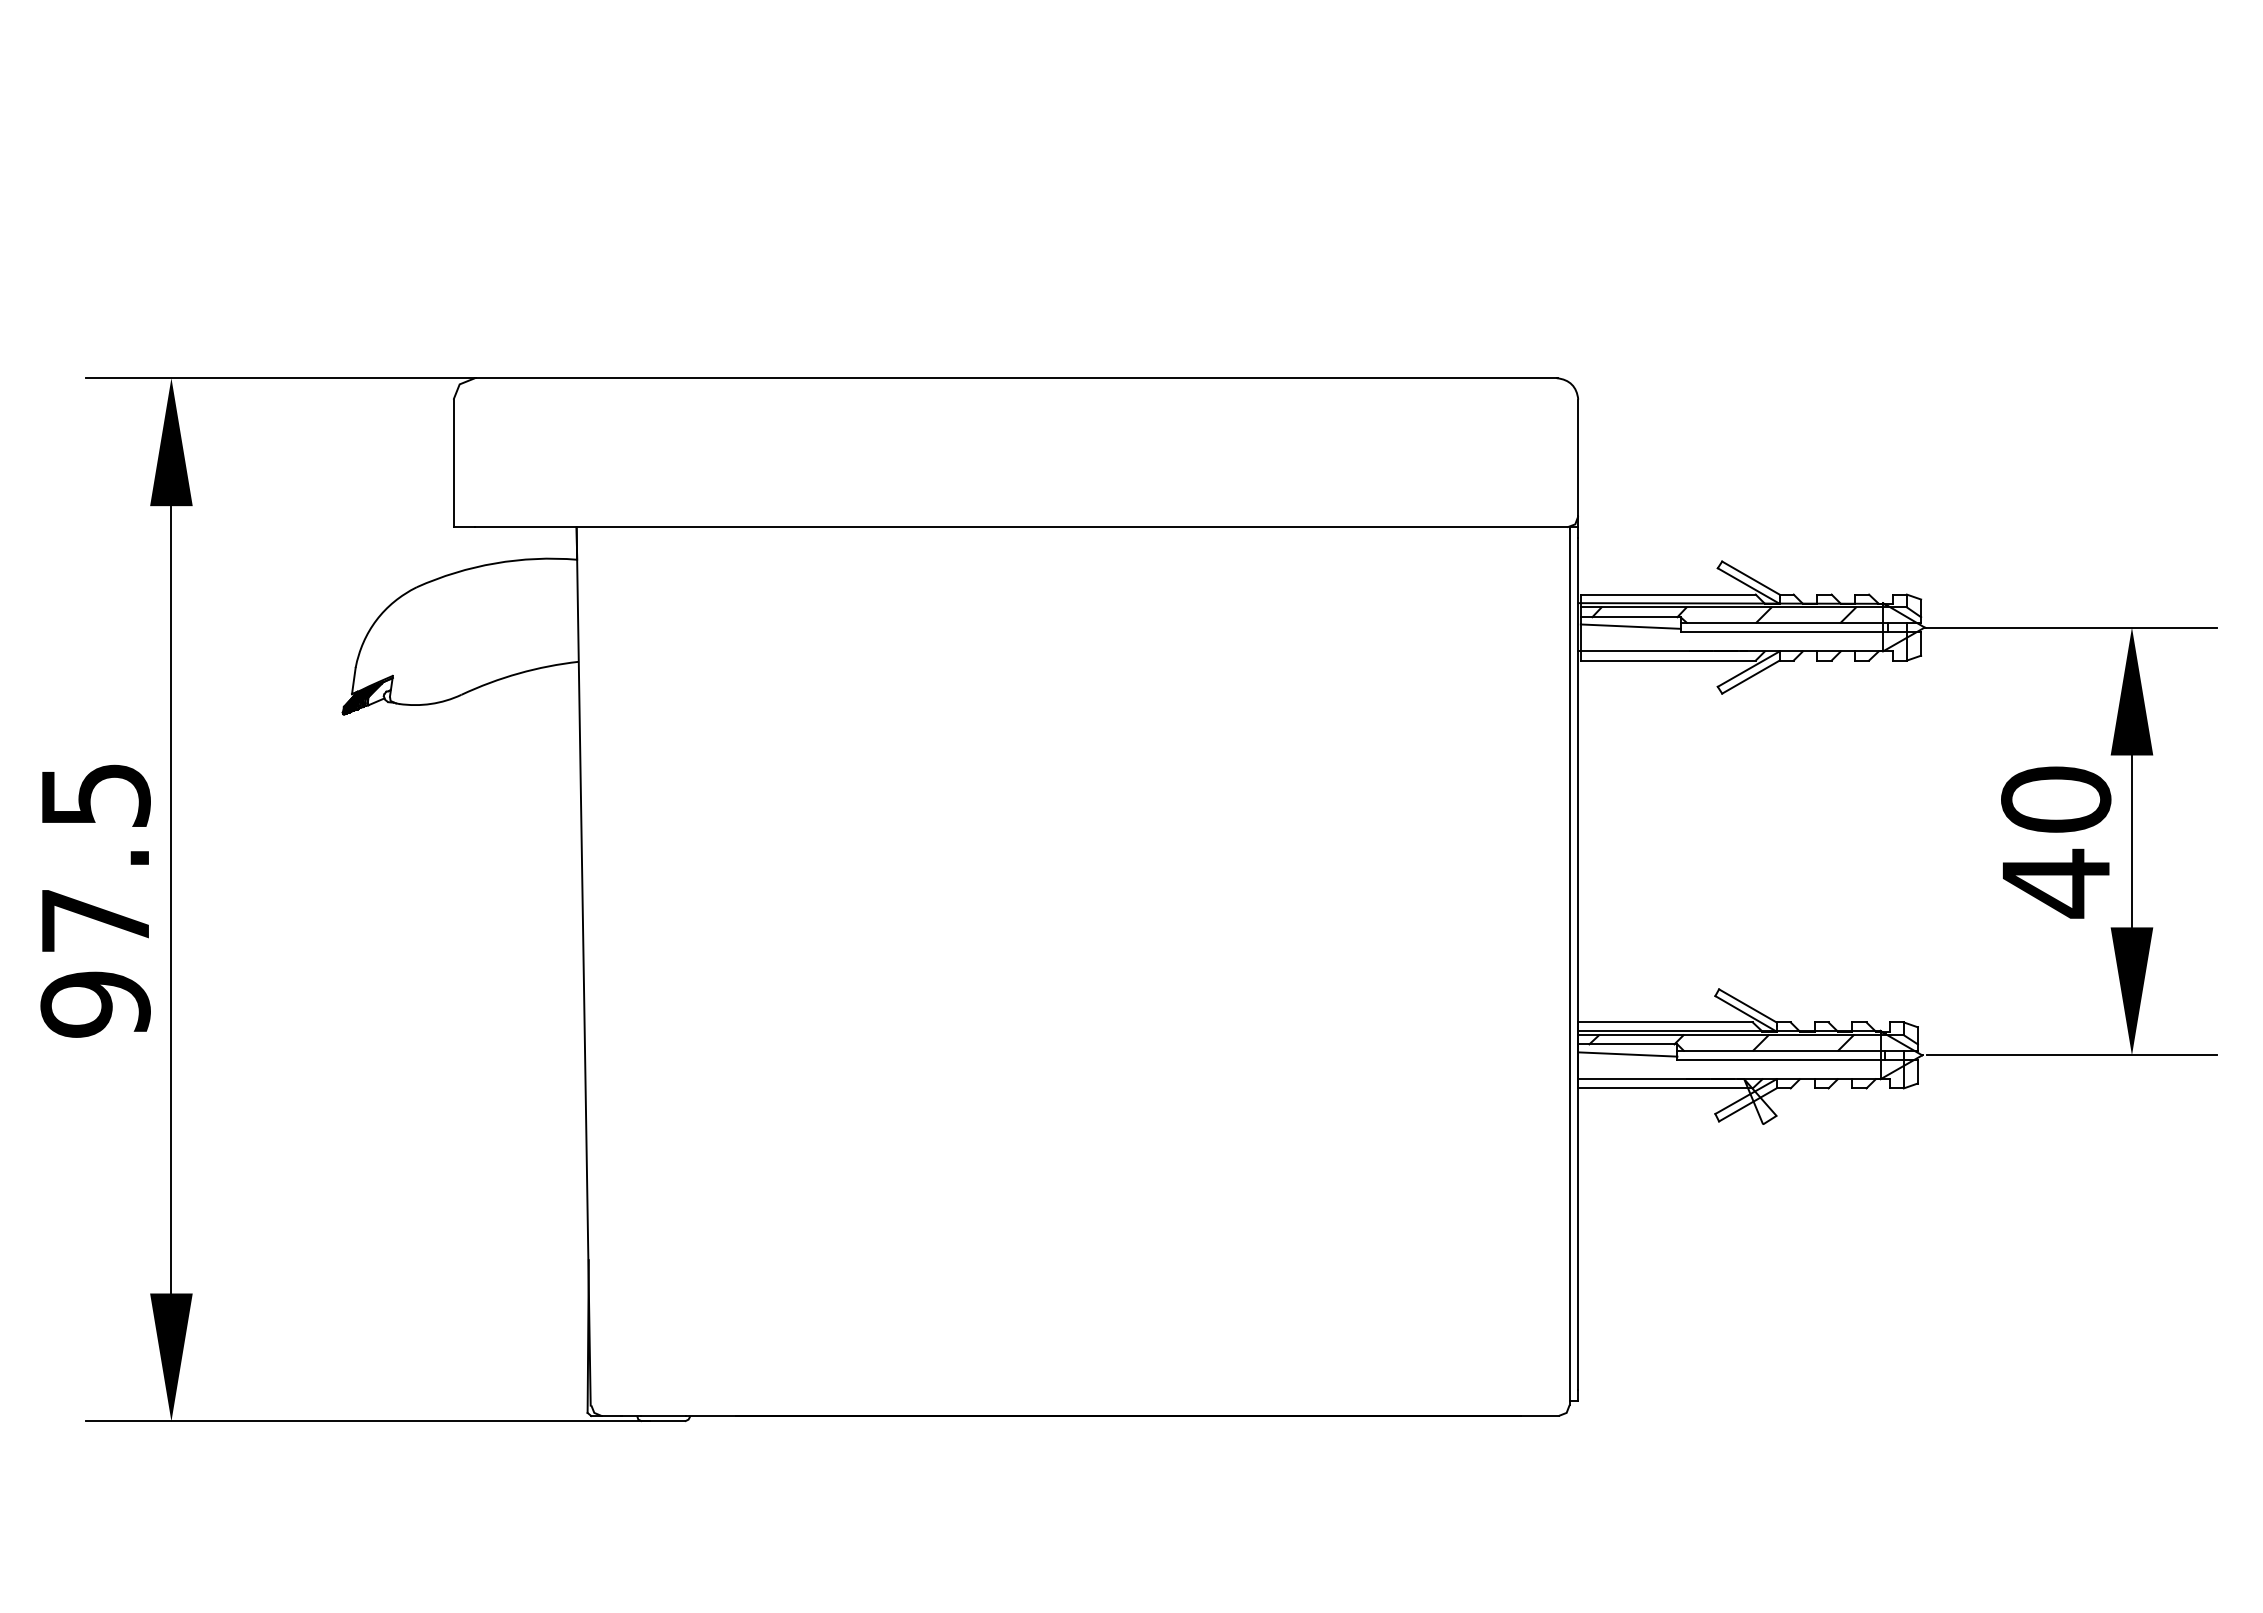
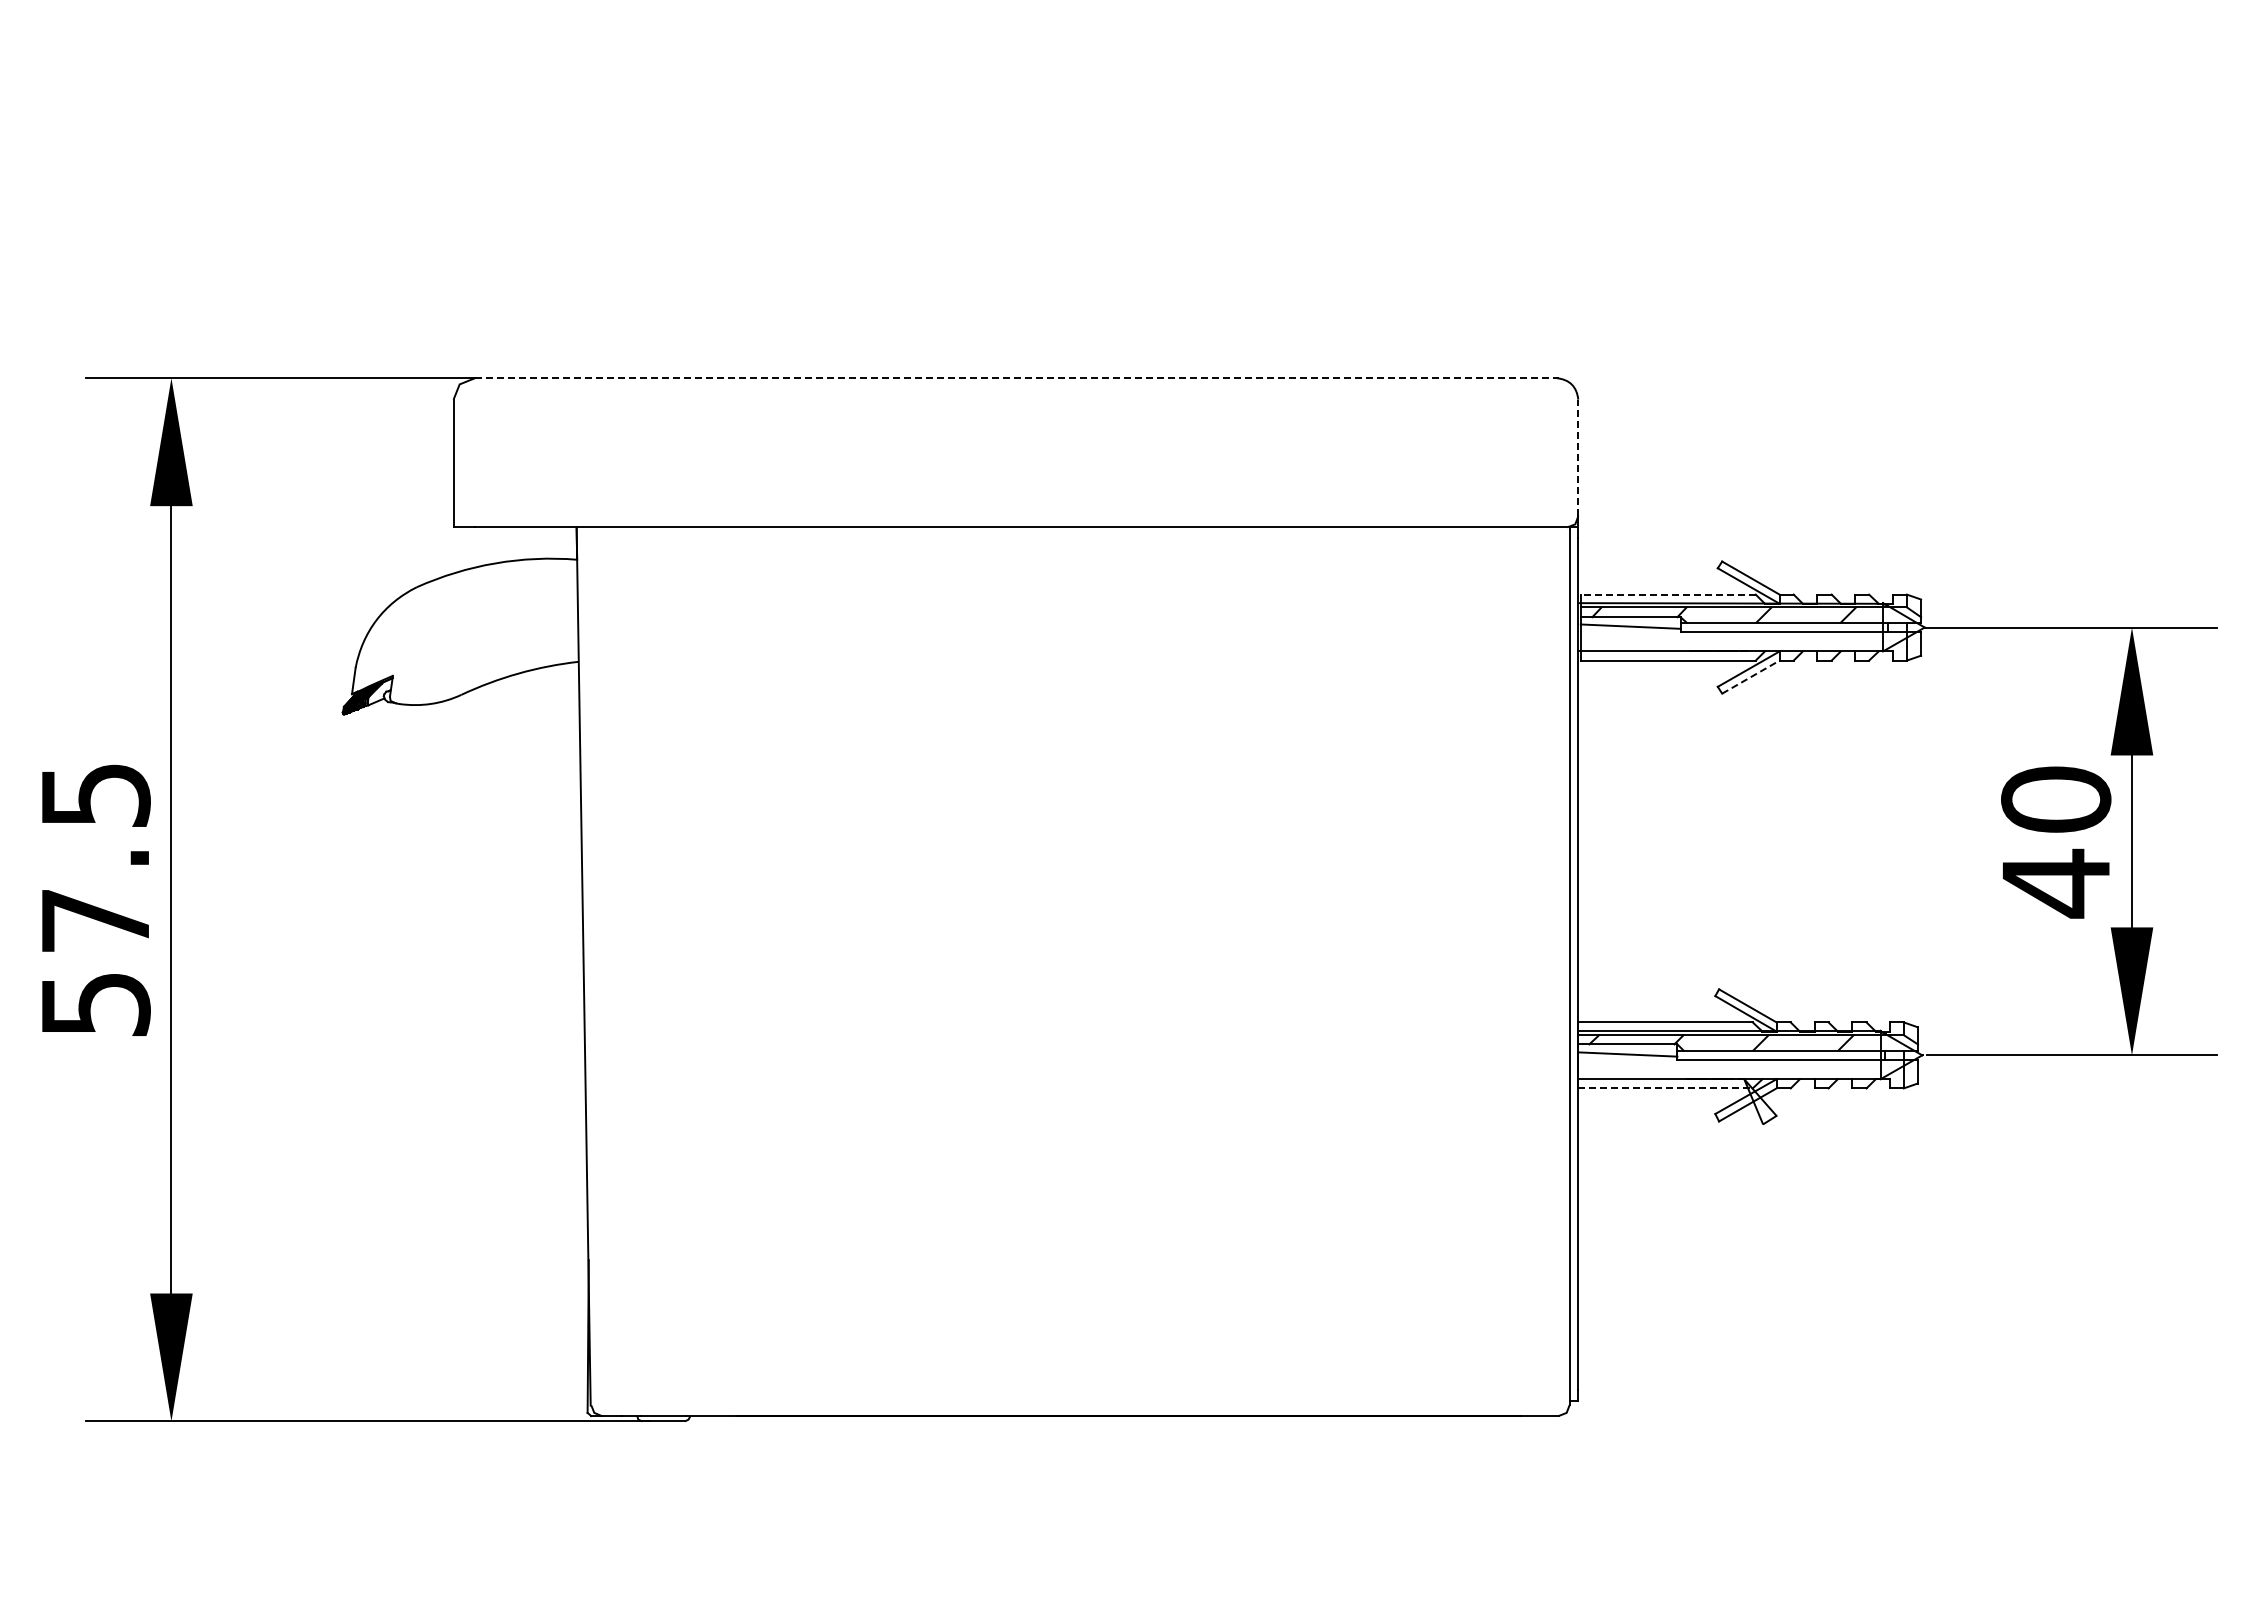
line: solid -> dashed (1015, 378)
line: solid -> dashed (1578, 457)
line: solid -> dashed (1667, 594)
line: solid -> dashed (1751, 676)
text: 97.5 -> 57.5 (95, 1004)
line: solid -> dashed (1666, 1088)
